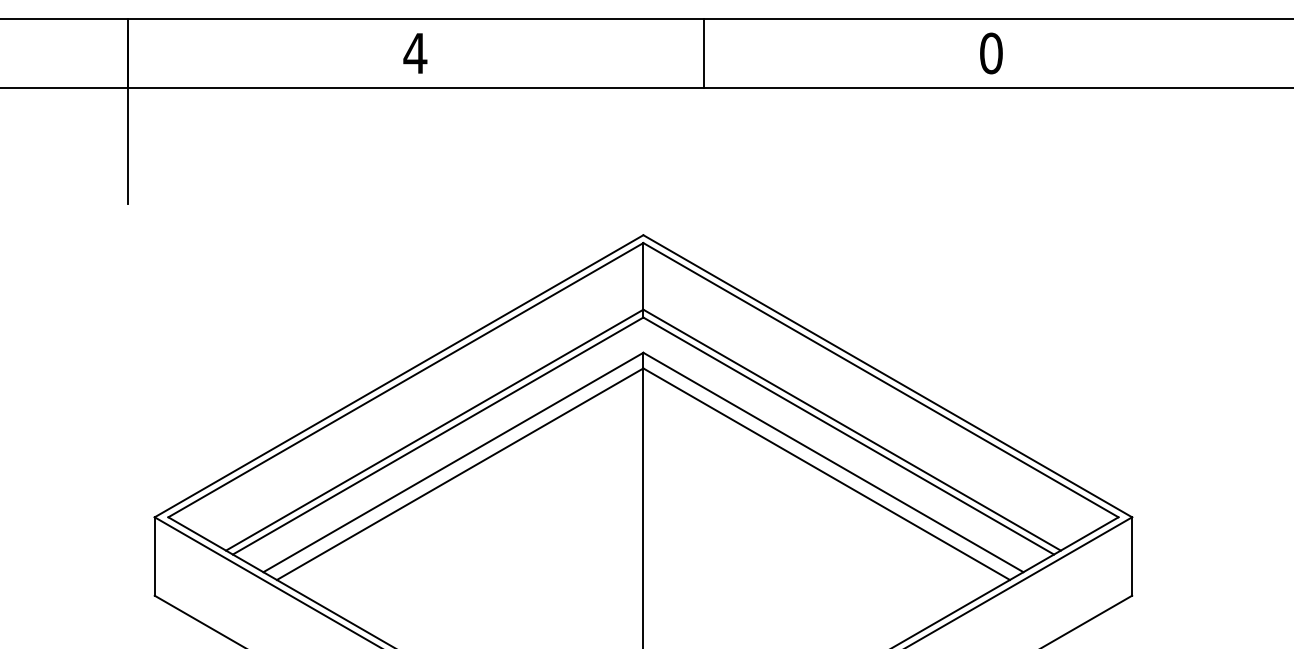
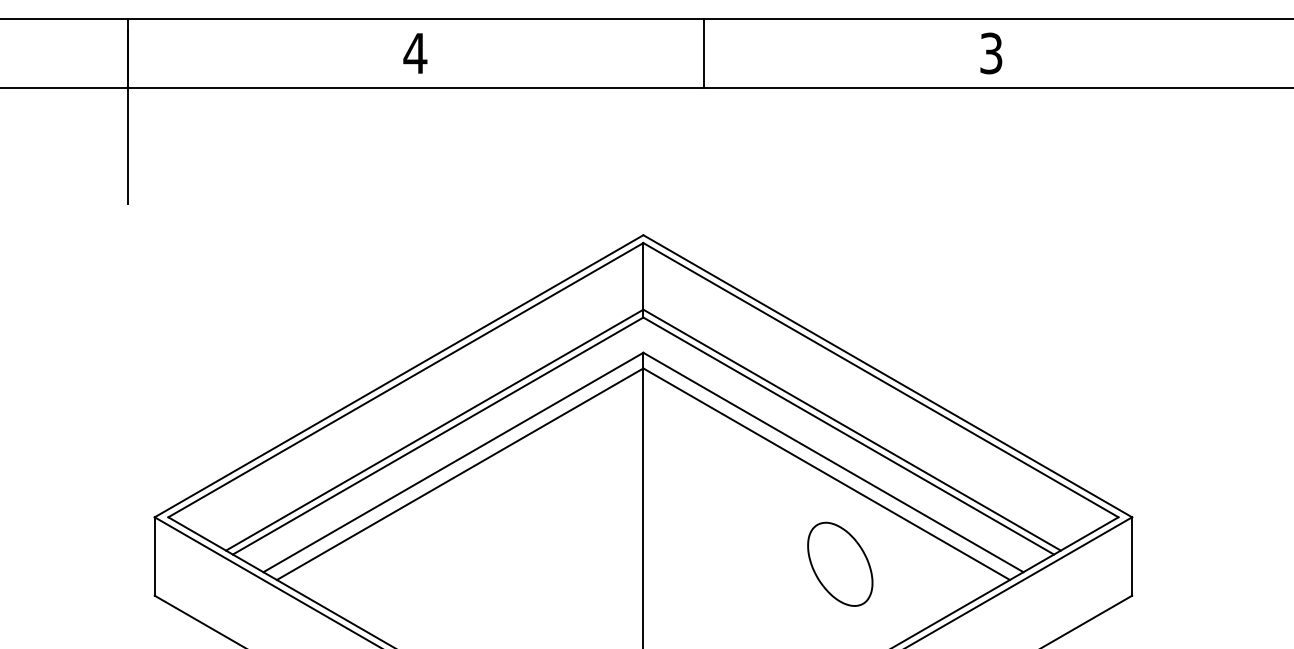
text: 0 -> 3 (991, 53)
part: none -> present (840, 563)
